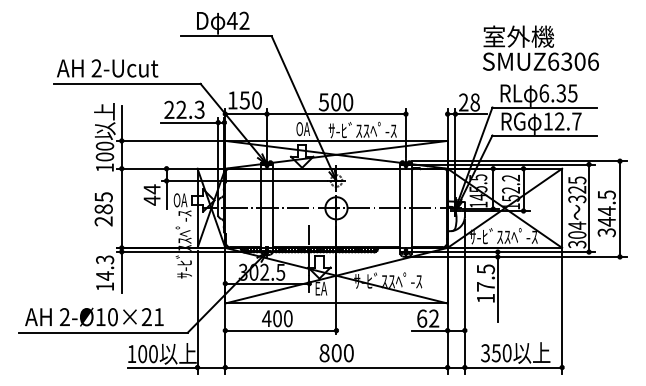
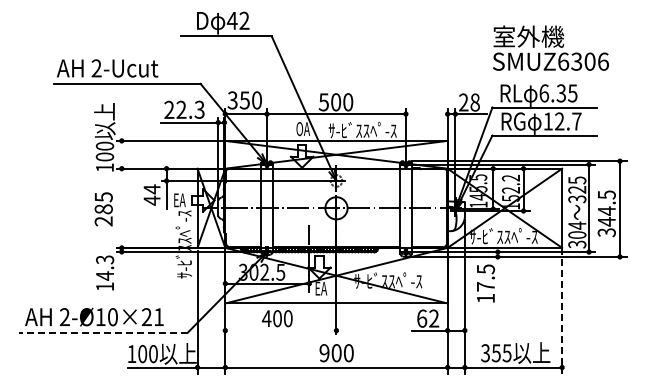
text position: (540, 47) -> (550, 47) (550, 47)
text: 150 -> 350 (232, 100)
line: present -> none (121, 199)
text: OA -> EA (180, 200)
line: present -> none (497, 287)
line: solid -> dashed (562, 311)
line: present -> none (280, 330)
line: solid -> dashed (103, 332)
text: 800 -> 900 (324, 353)
text: 350 -> 355 (506, 353)
